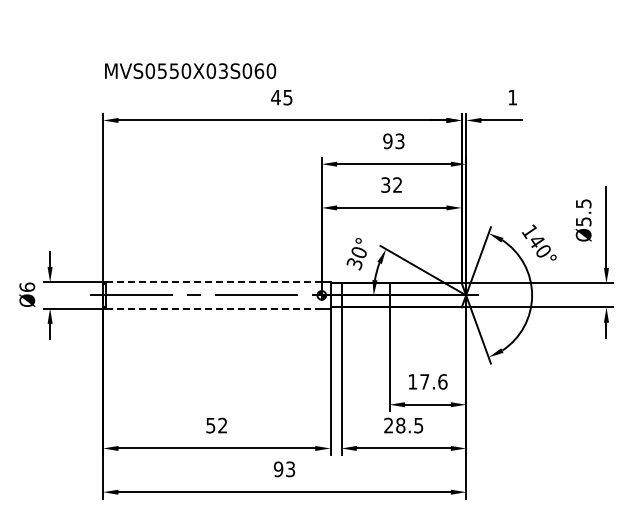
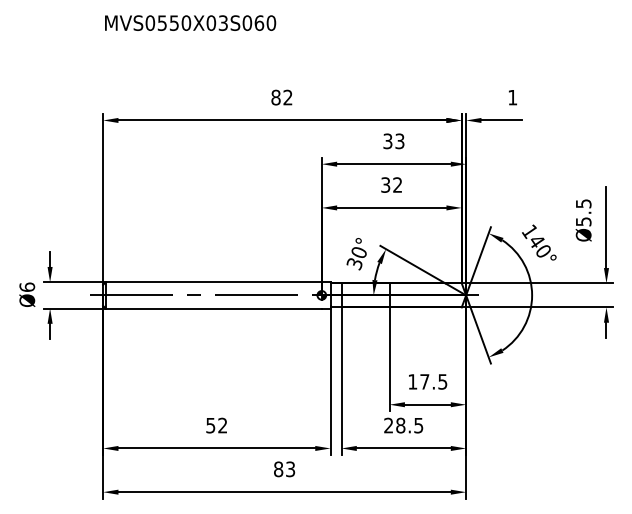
text position: (190, 70) -> (190, 22) (190, 22)
text: 45 -> 82 (281, 97)
text: 93 -> 33 (387, 141)
line: dashed -> solid (213, 282)
line: dashed -> solid (214, 308)
text: 17.6 -> 17.5 (442, 381)
text: 93 -> 83 (278, 469)
